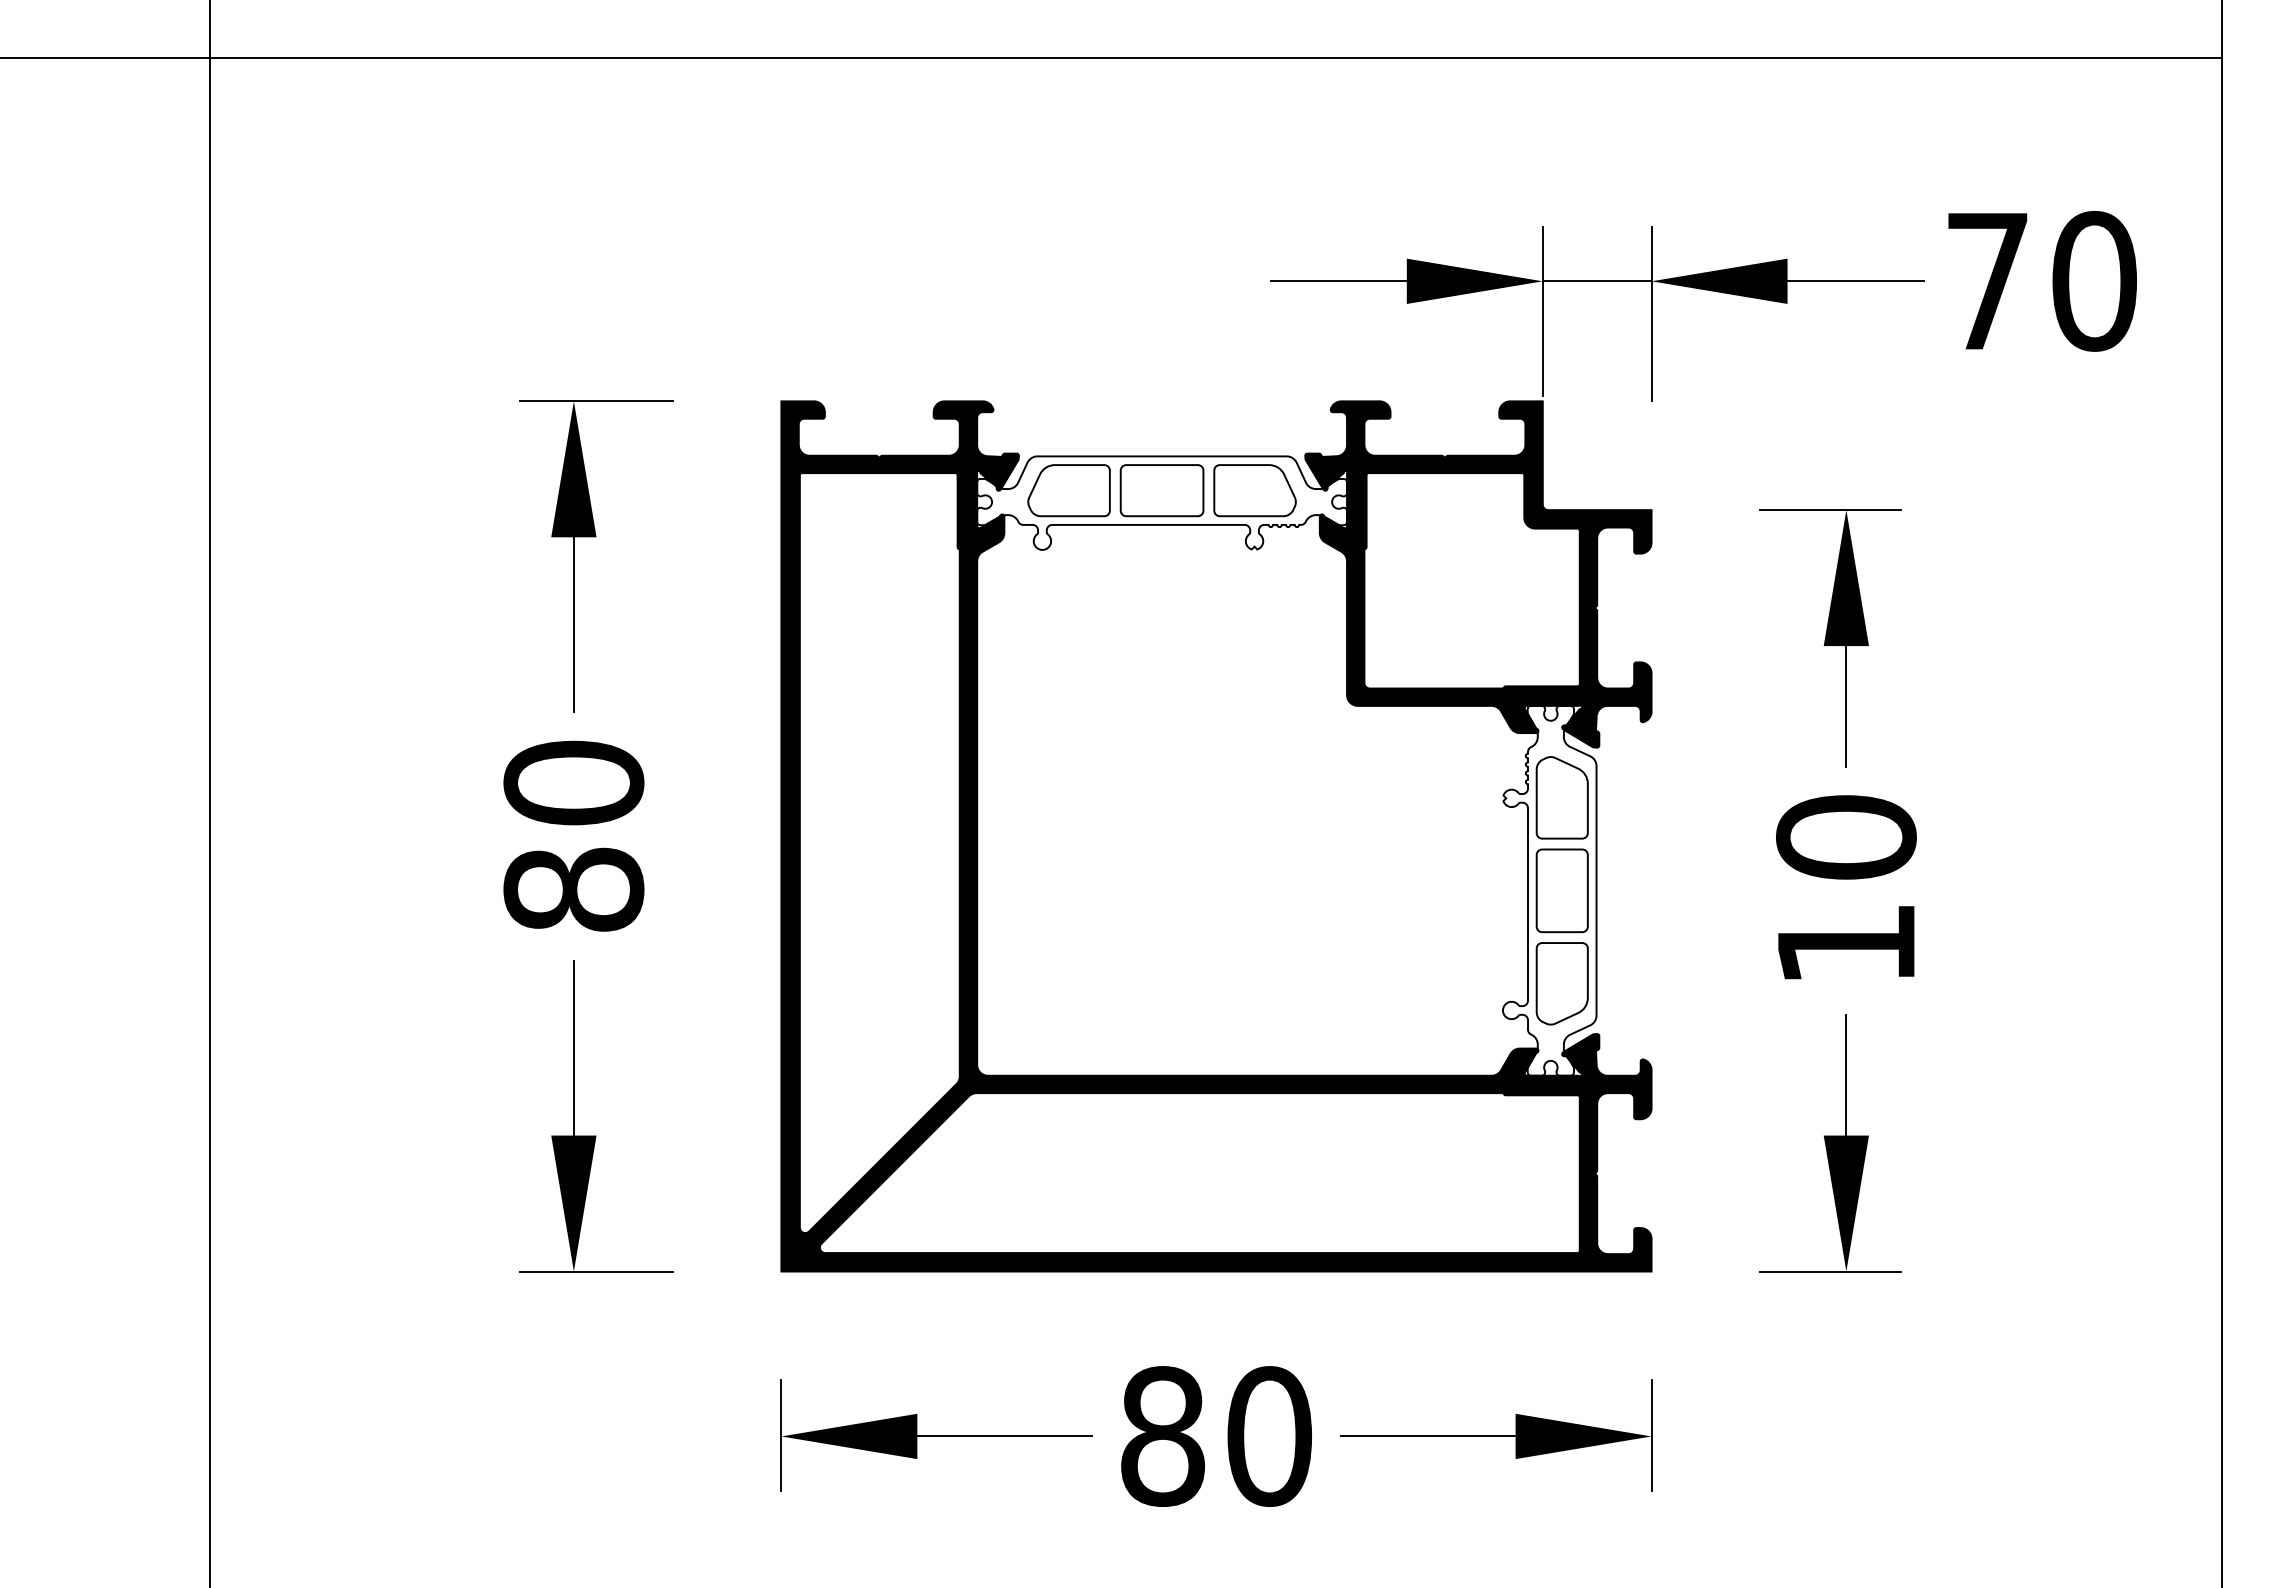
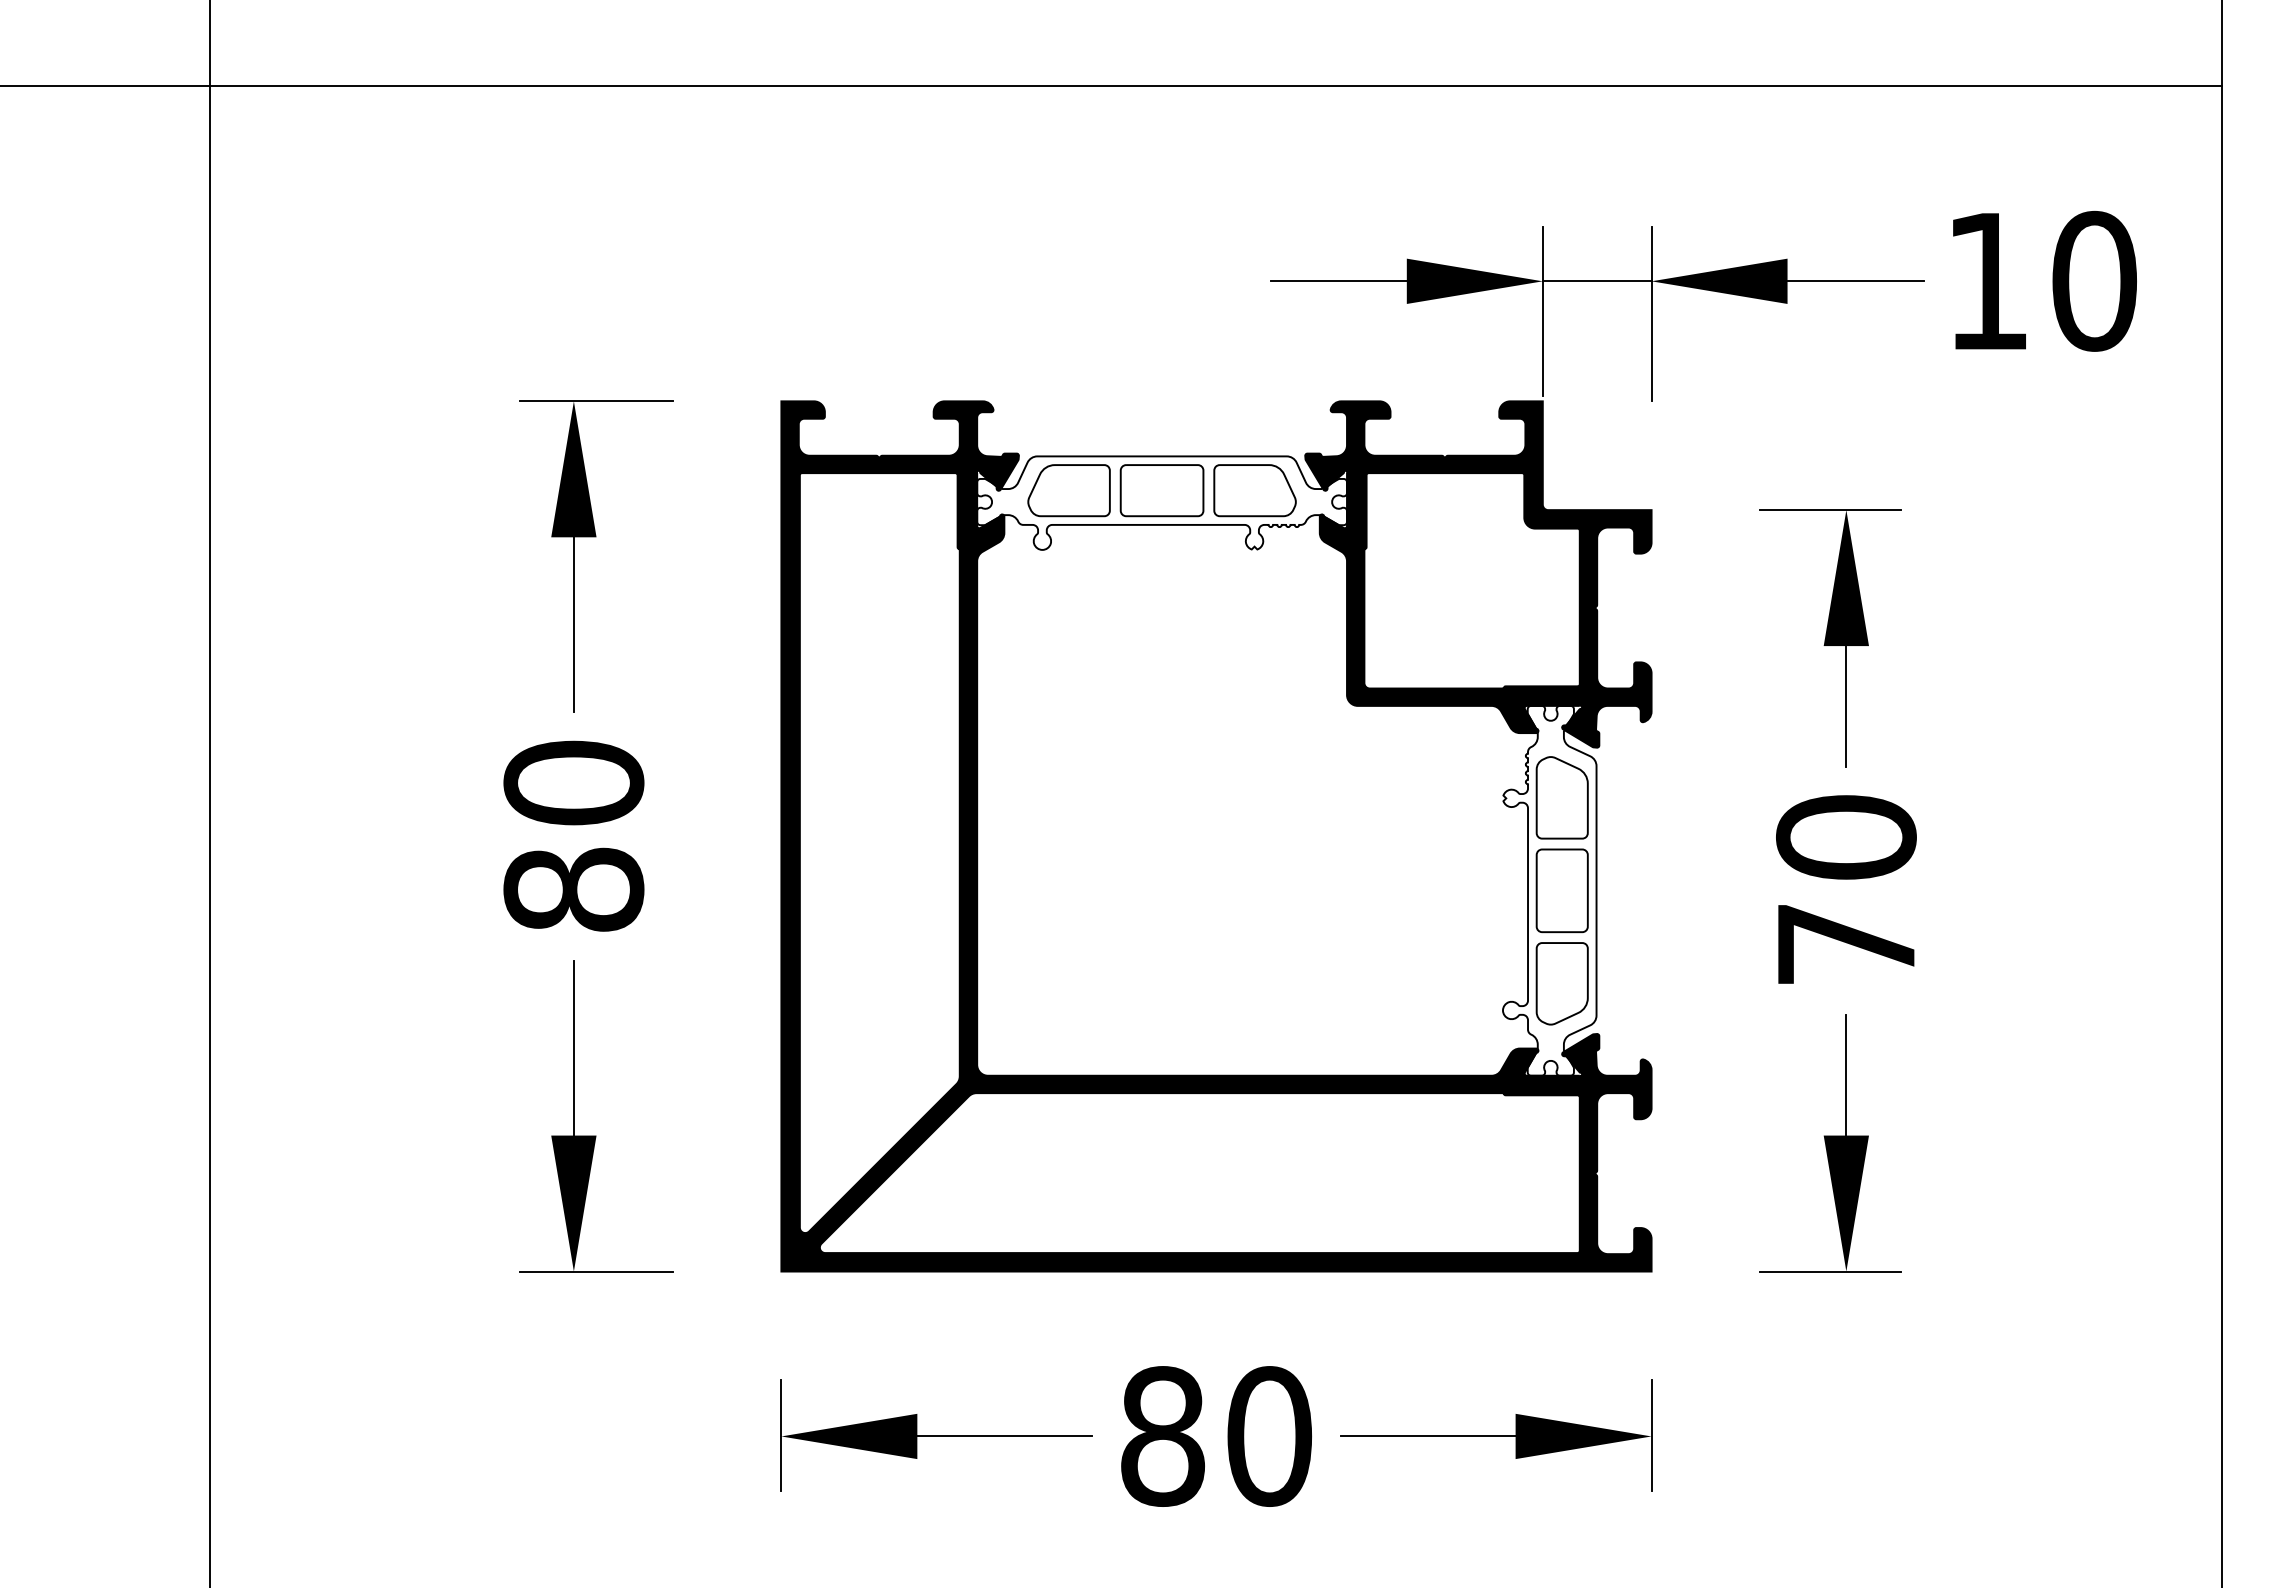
line position: (1112, 58) -> (1112, 86) (1112, 86)
text: 70 -> 10 (1987, 281)
text: 10 -> 70 (1846, 944)
